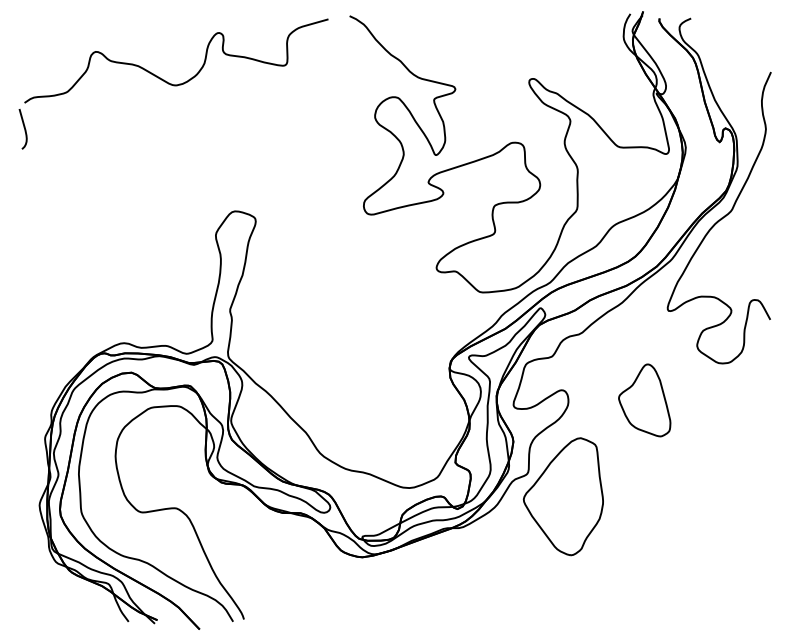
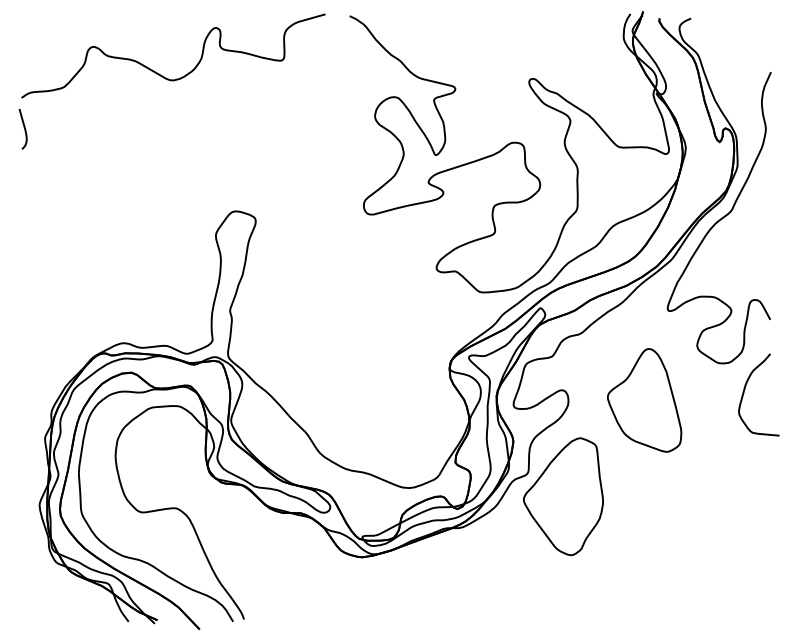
curve position: (188, 79) -> (185, 74) (185, 74)
curve: none -> present (745, 389)
part size: 54x75 px -> 76x105 px (644, 400)
